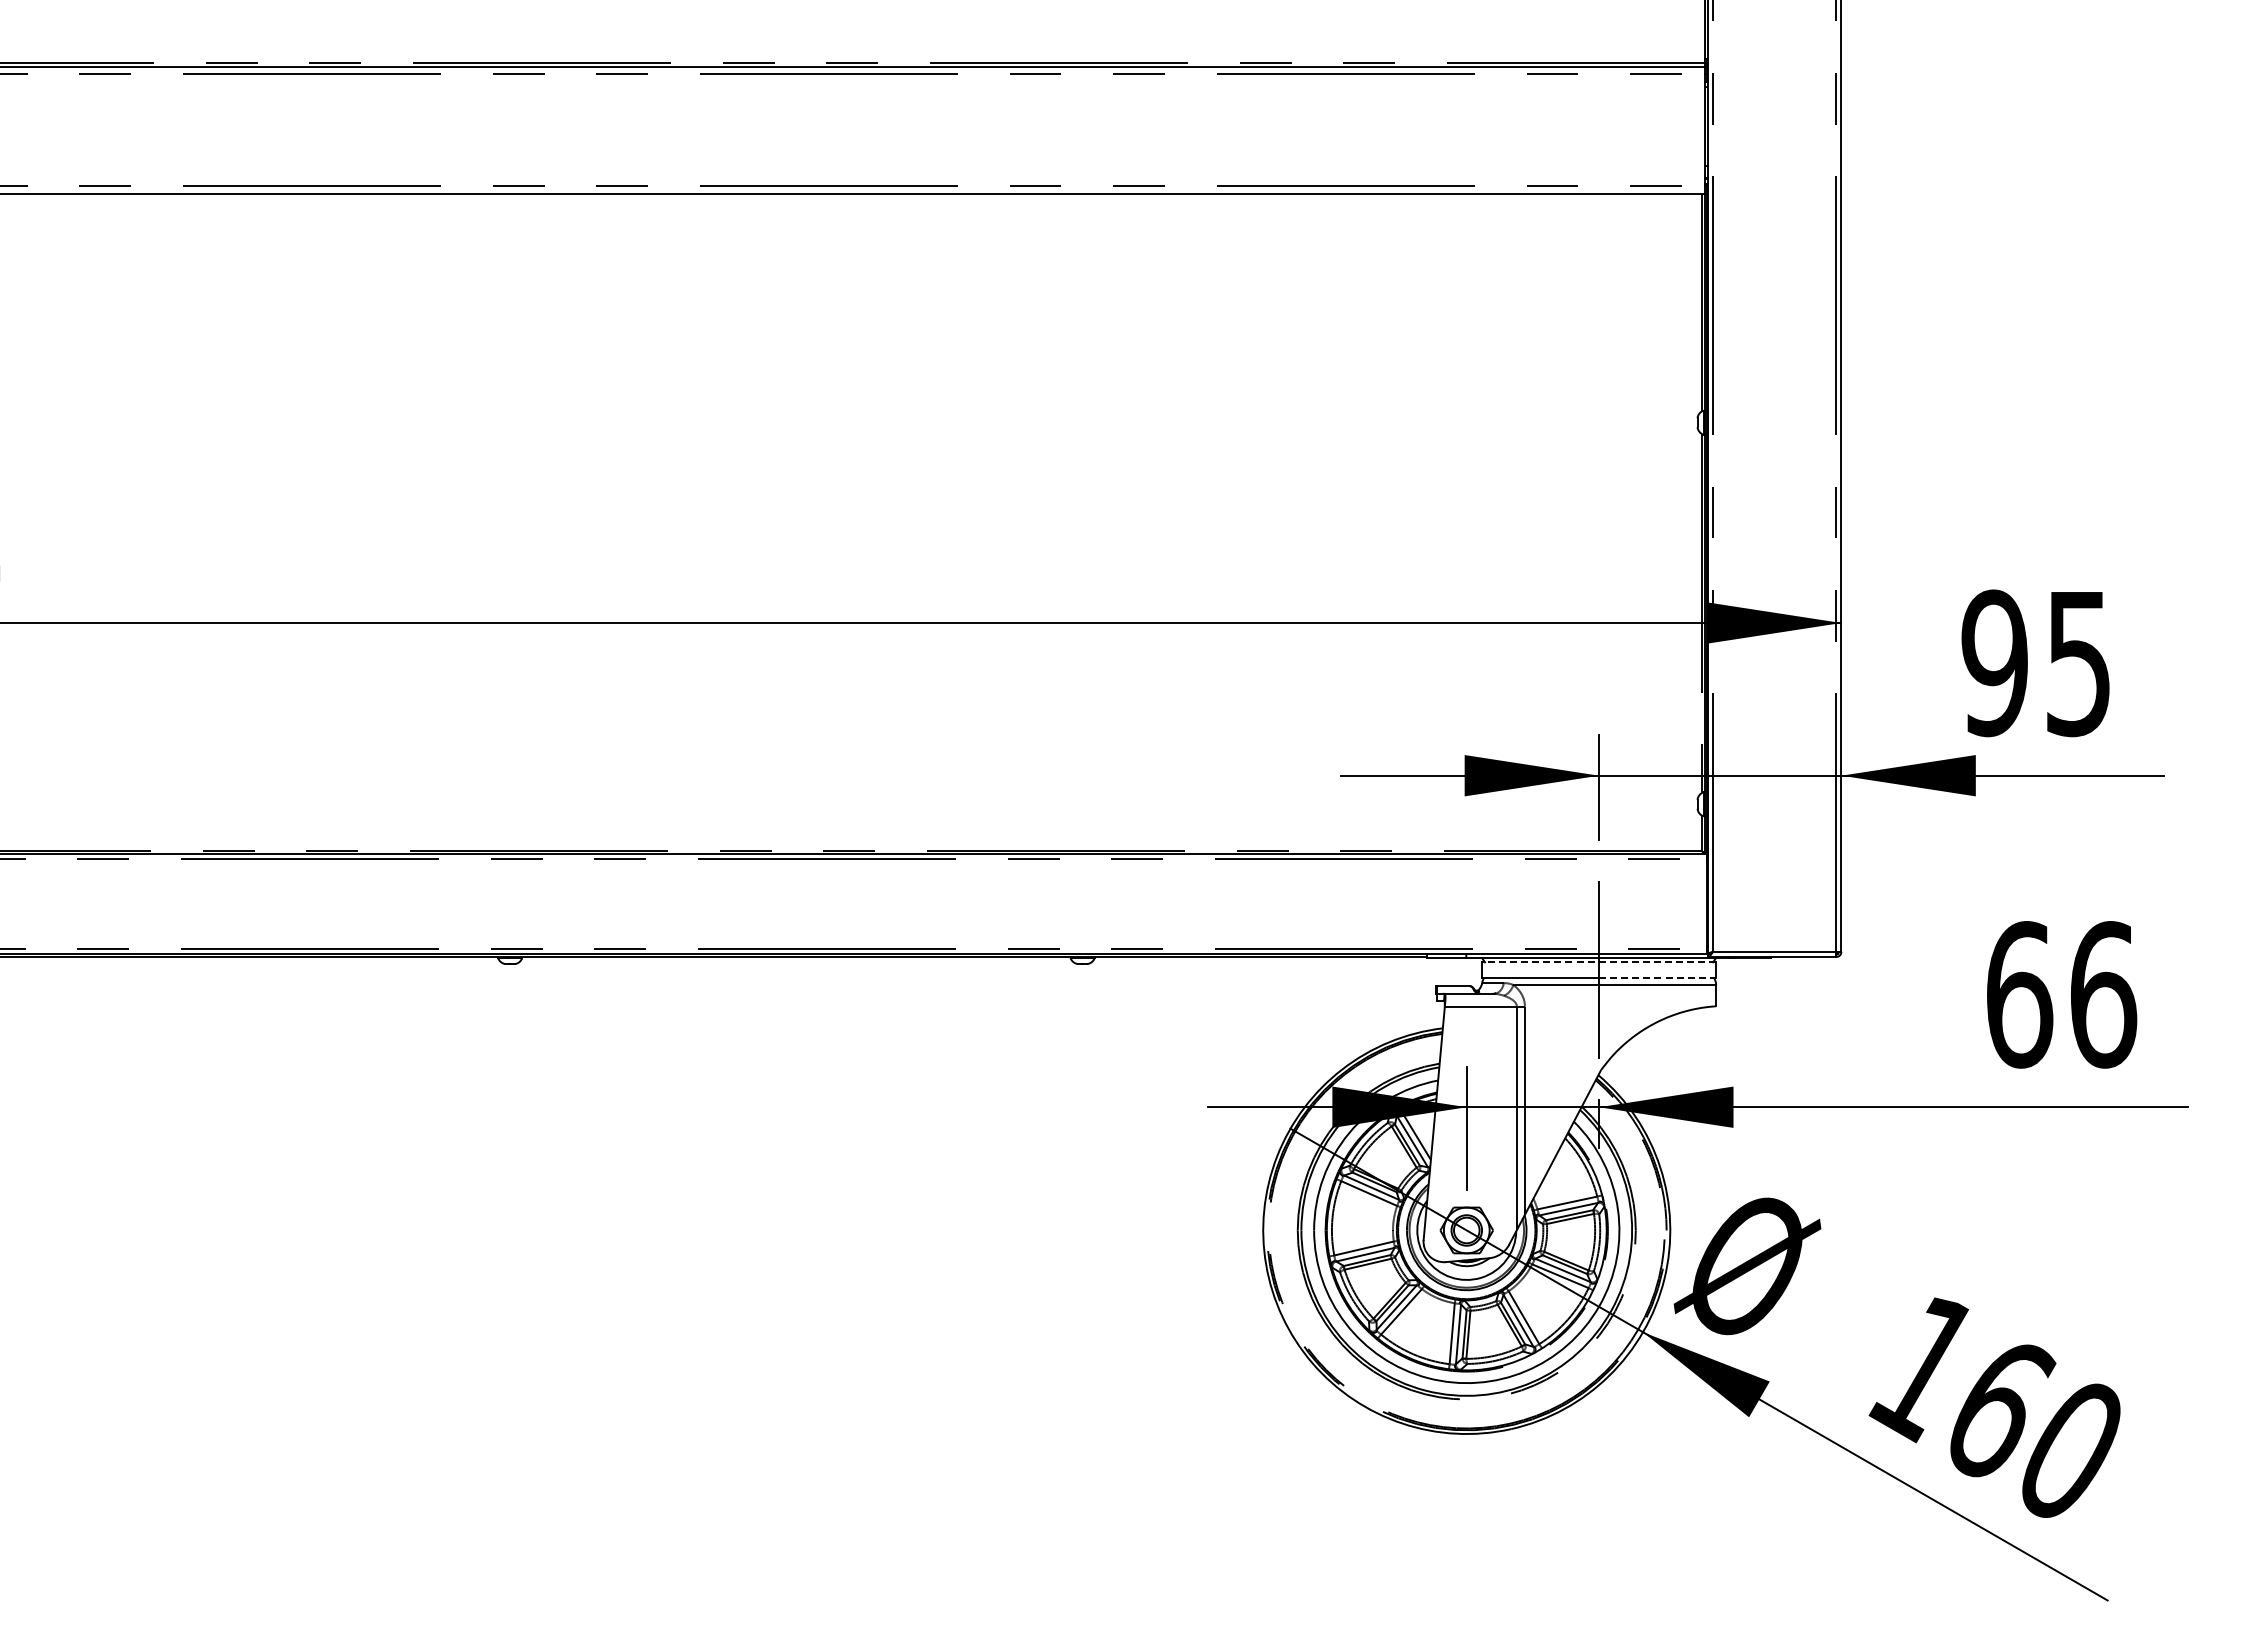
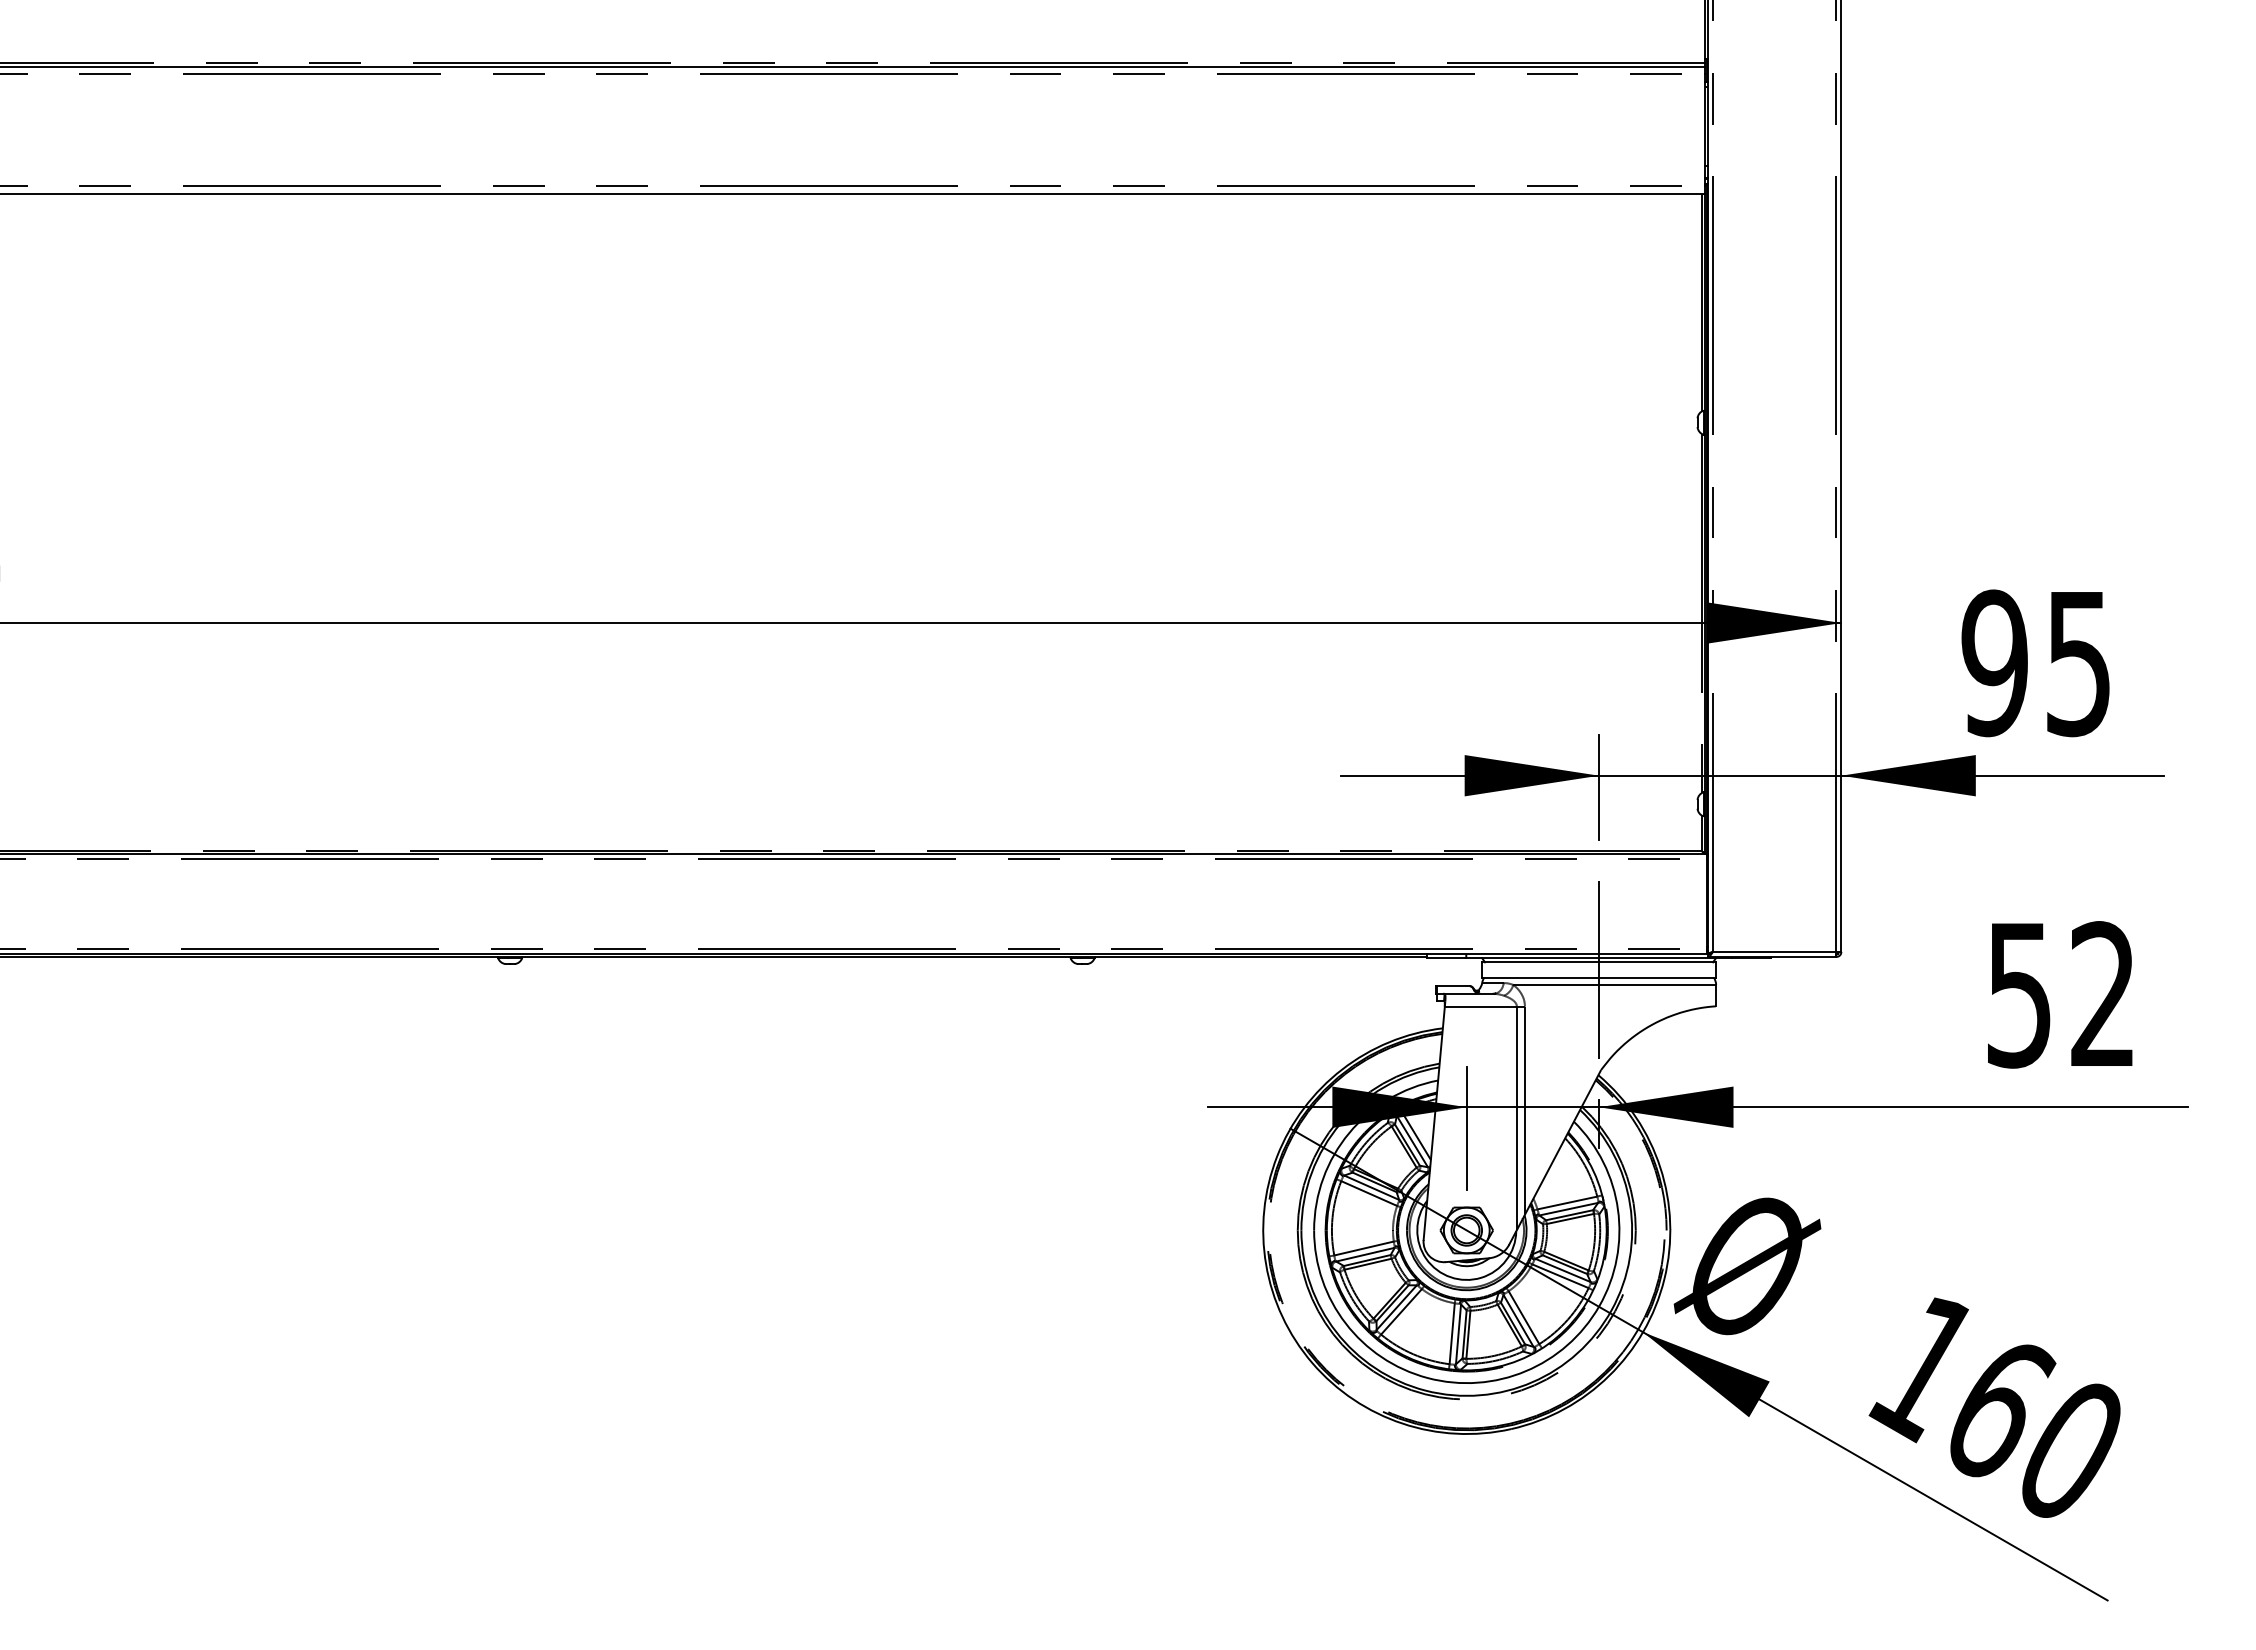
line: dashed -> solid (1598, 962)
line: dashed -> solid (1657, 977)
text: 66 -> 52 (2062, 994)
